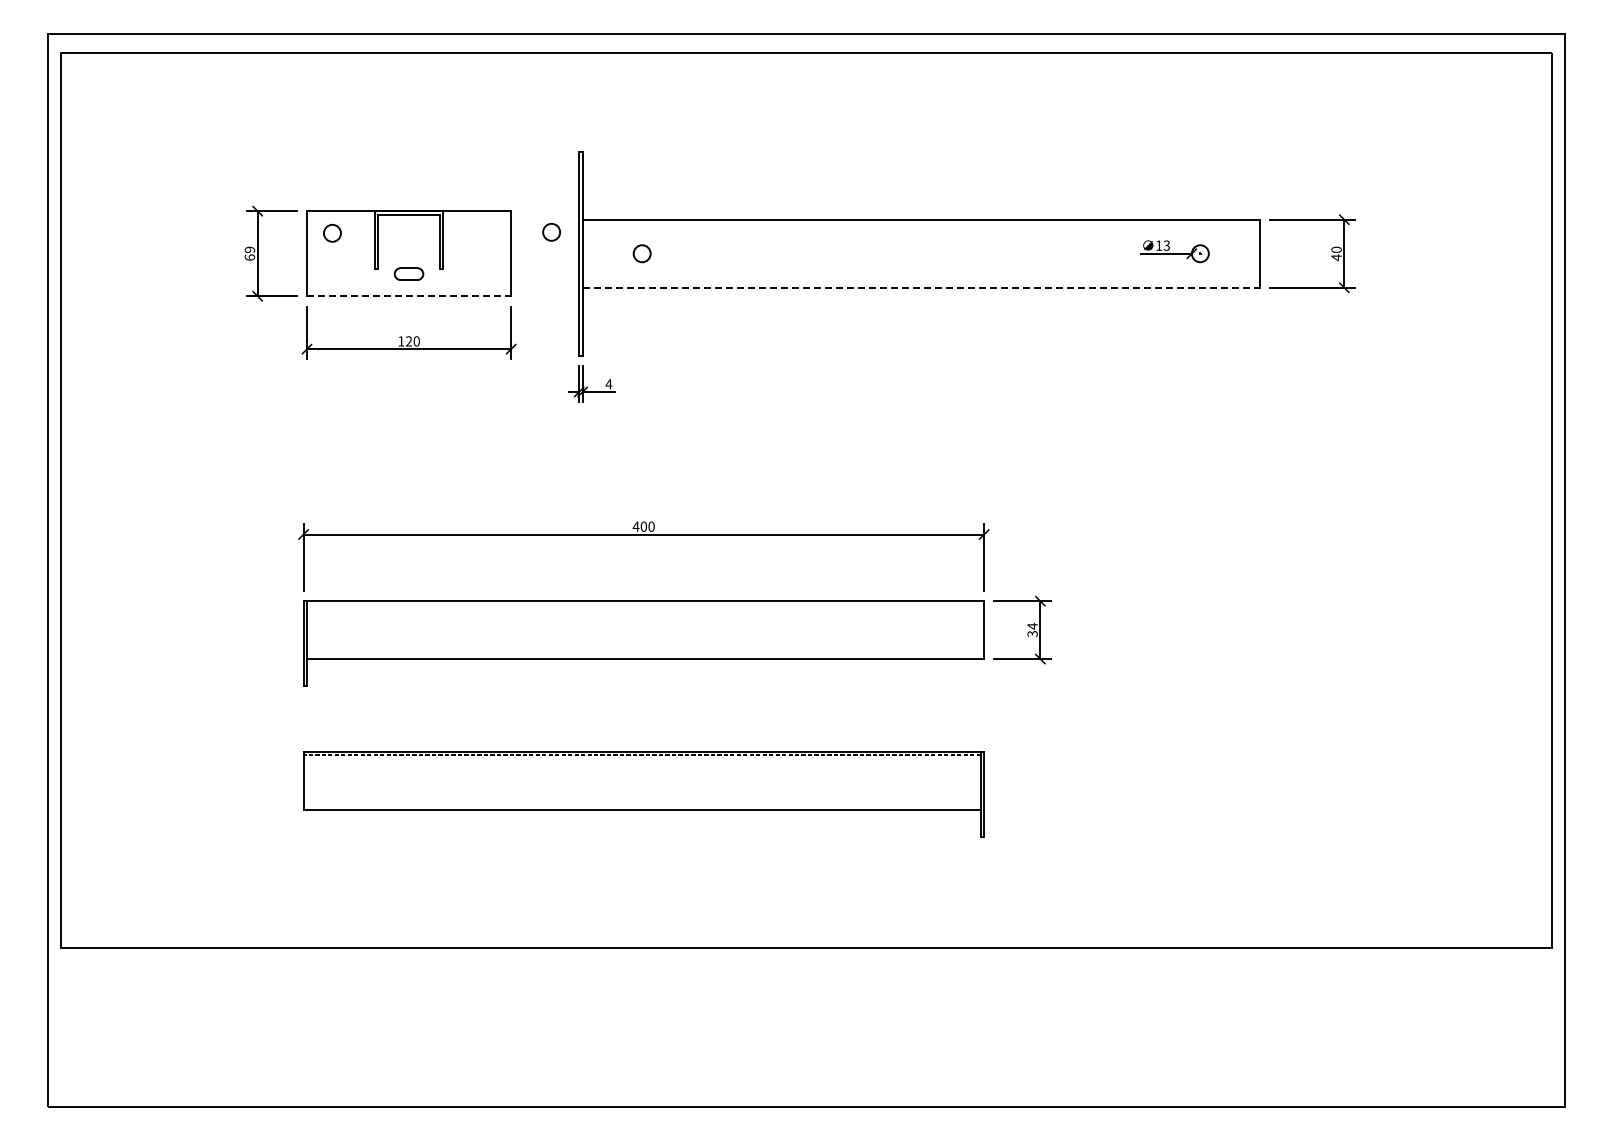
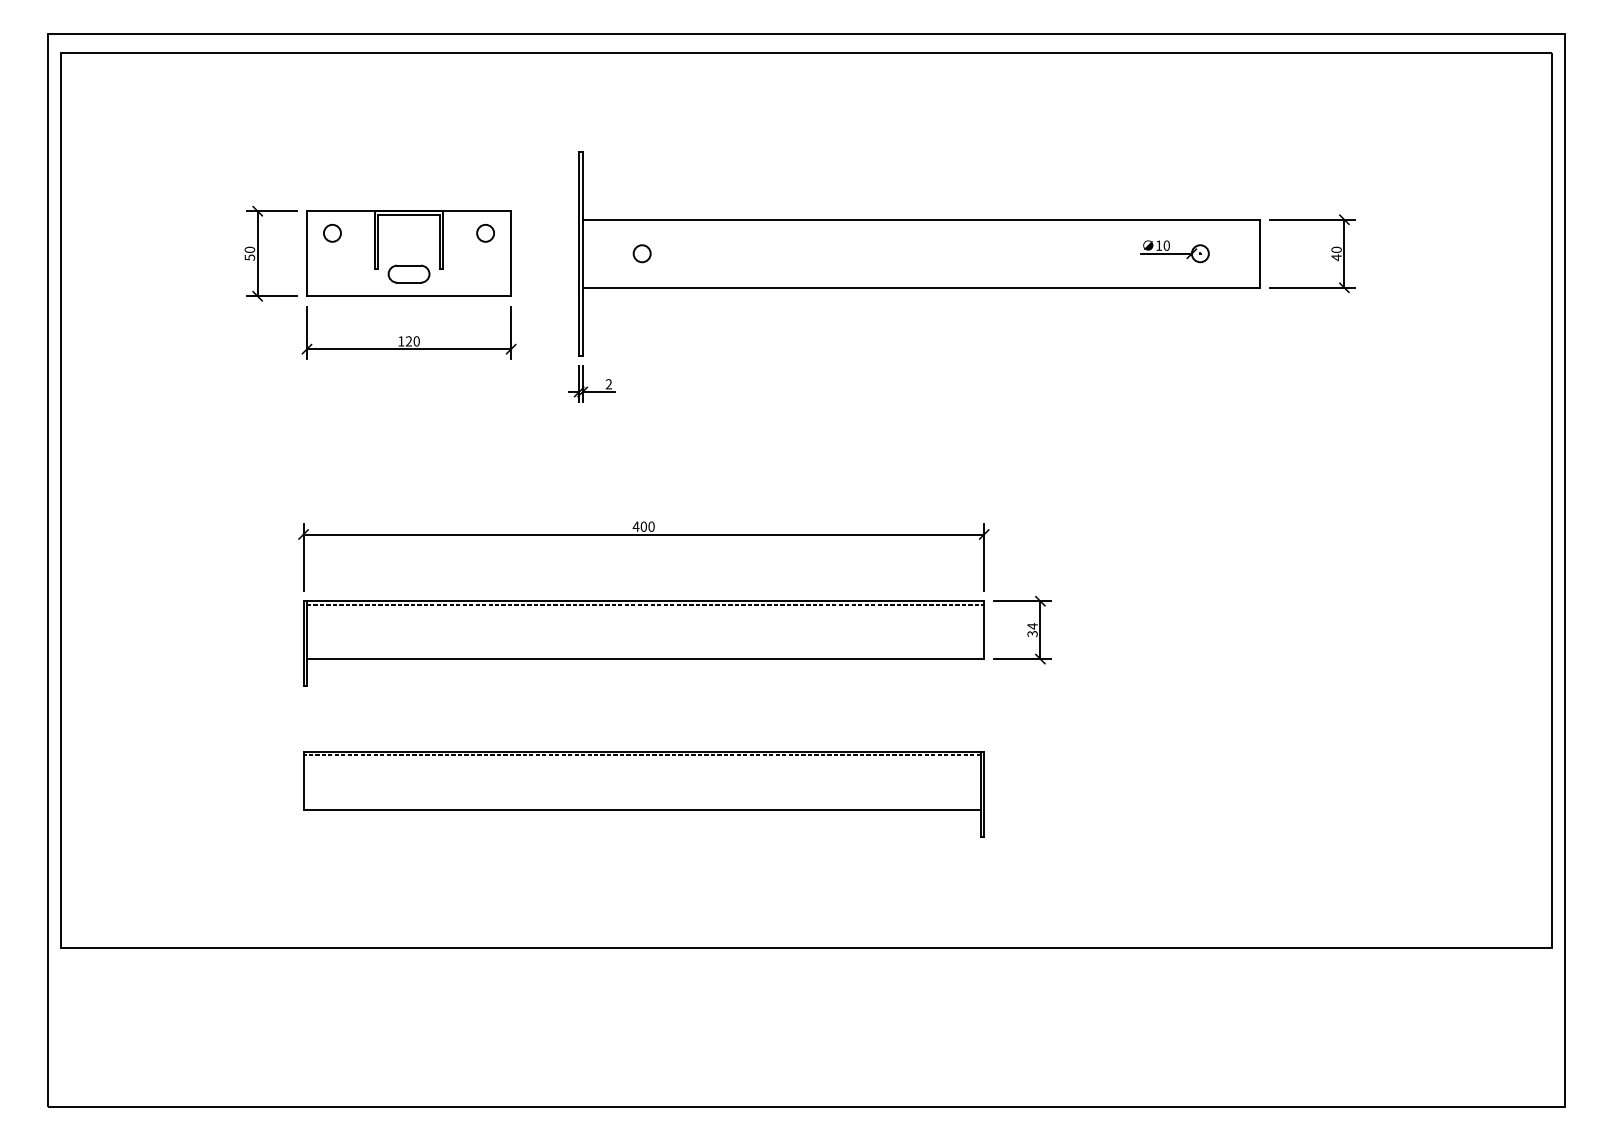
circle position: (551, 231) -> (485, 232) (485, 232)
text: 13 -> 10 (1166, 245)
text: 69 -> 50 (249, 253)
part size: 32x14 px -> 44x20 px (408, 273)
line: dashed -> solid (921, 287)
line: dashed -> solid (409, 296)
text: 4 -> 2 (608, 384)
line: none -> present (645, 604)
